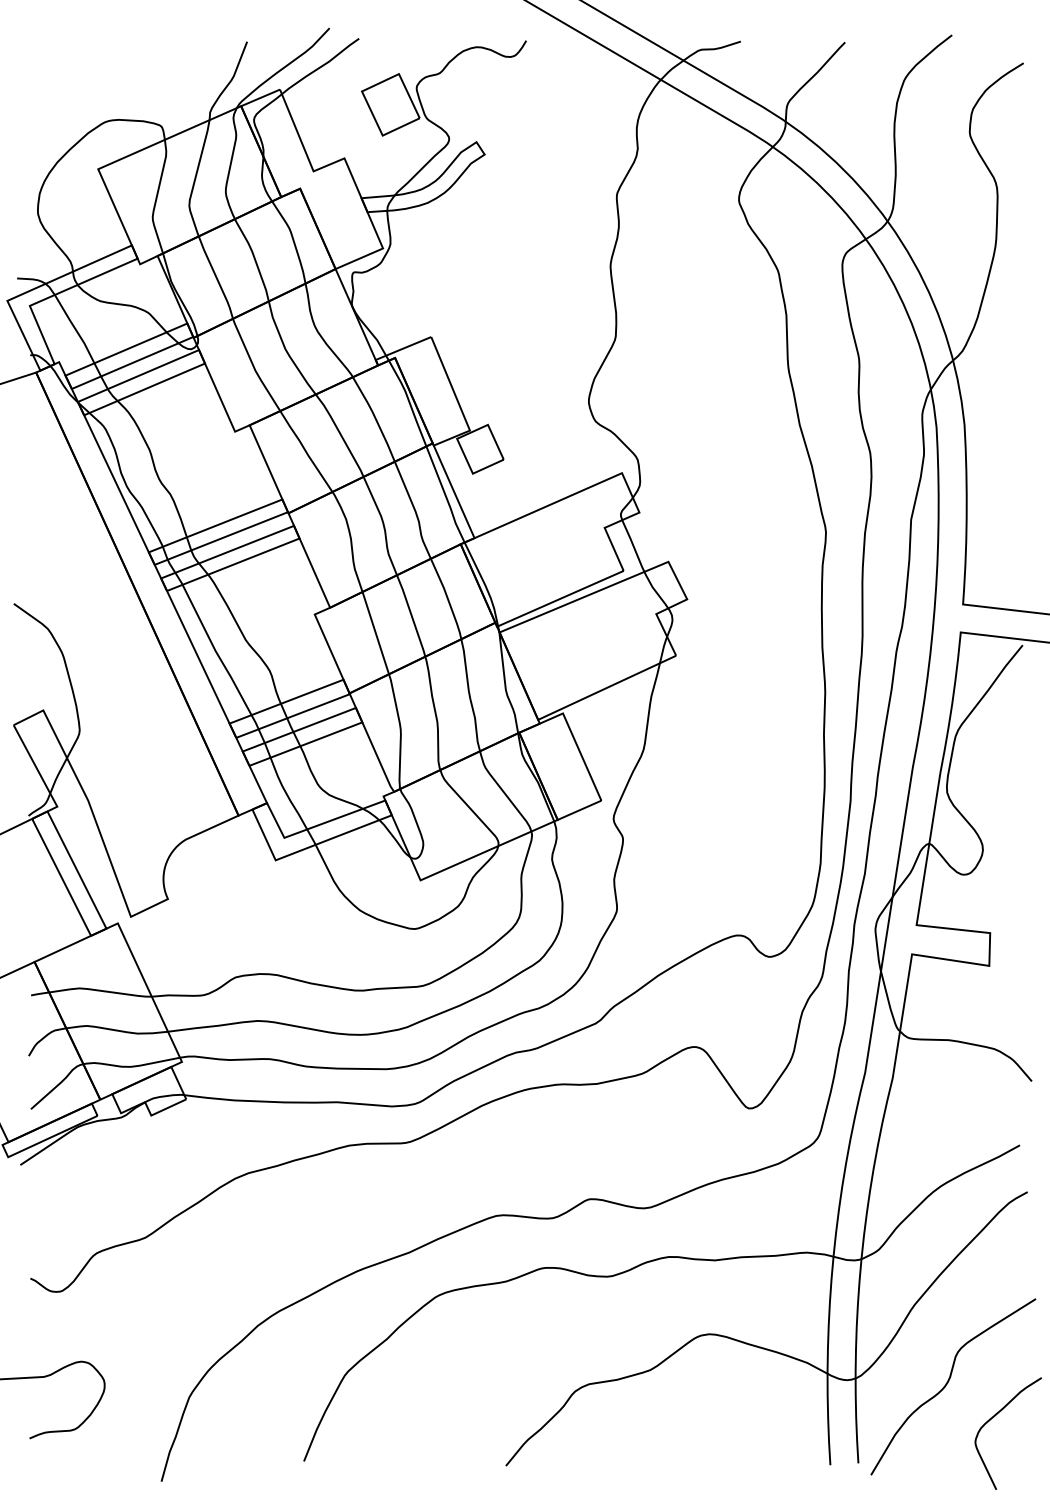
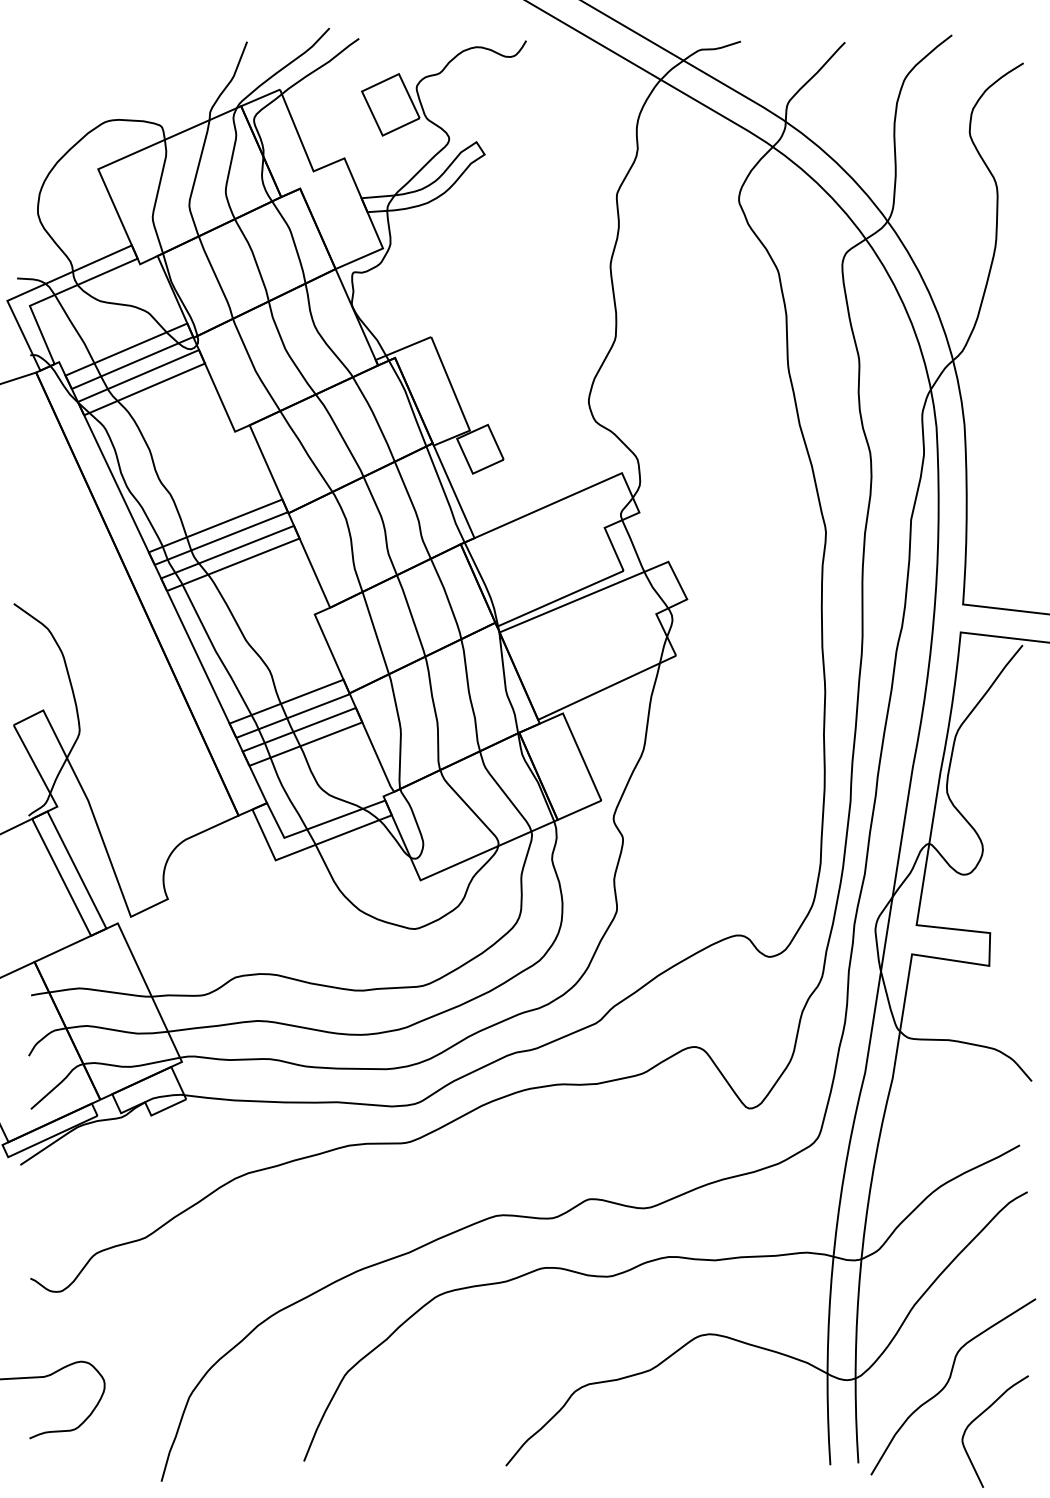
curve position: (994, 1417) -> (981, 1415) (981, 1415)
